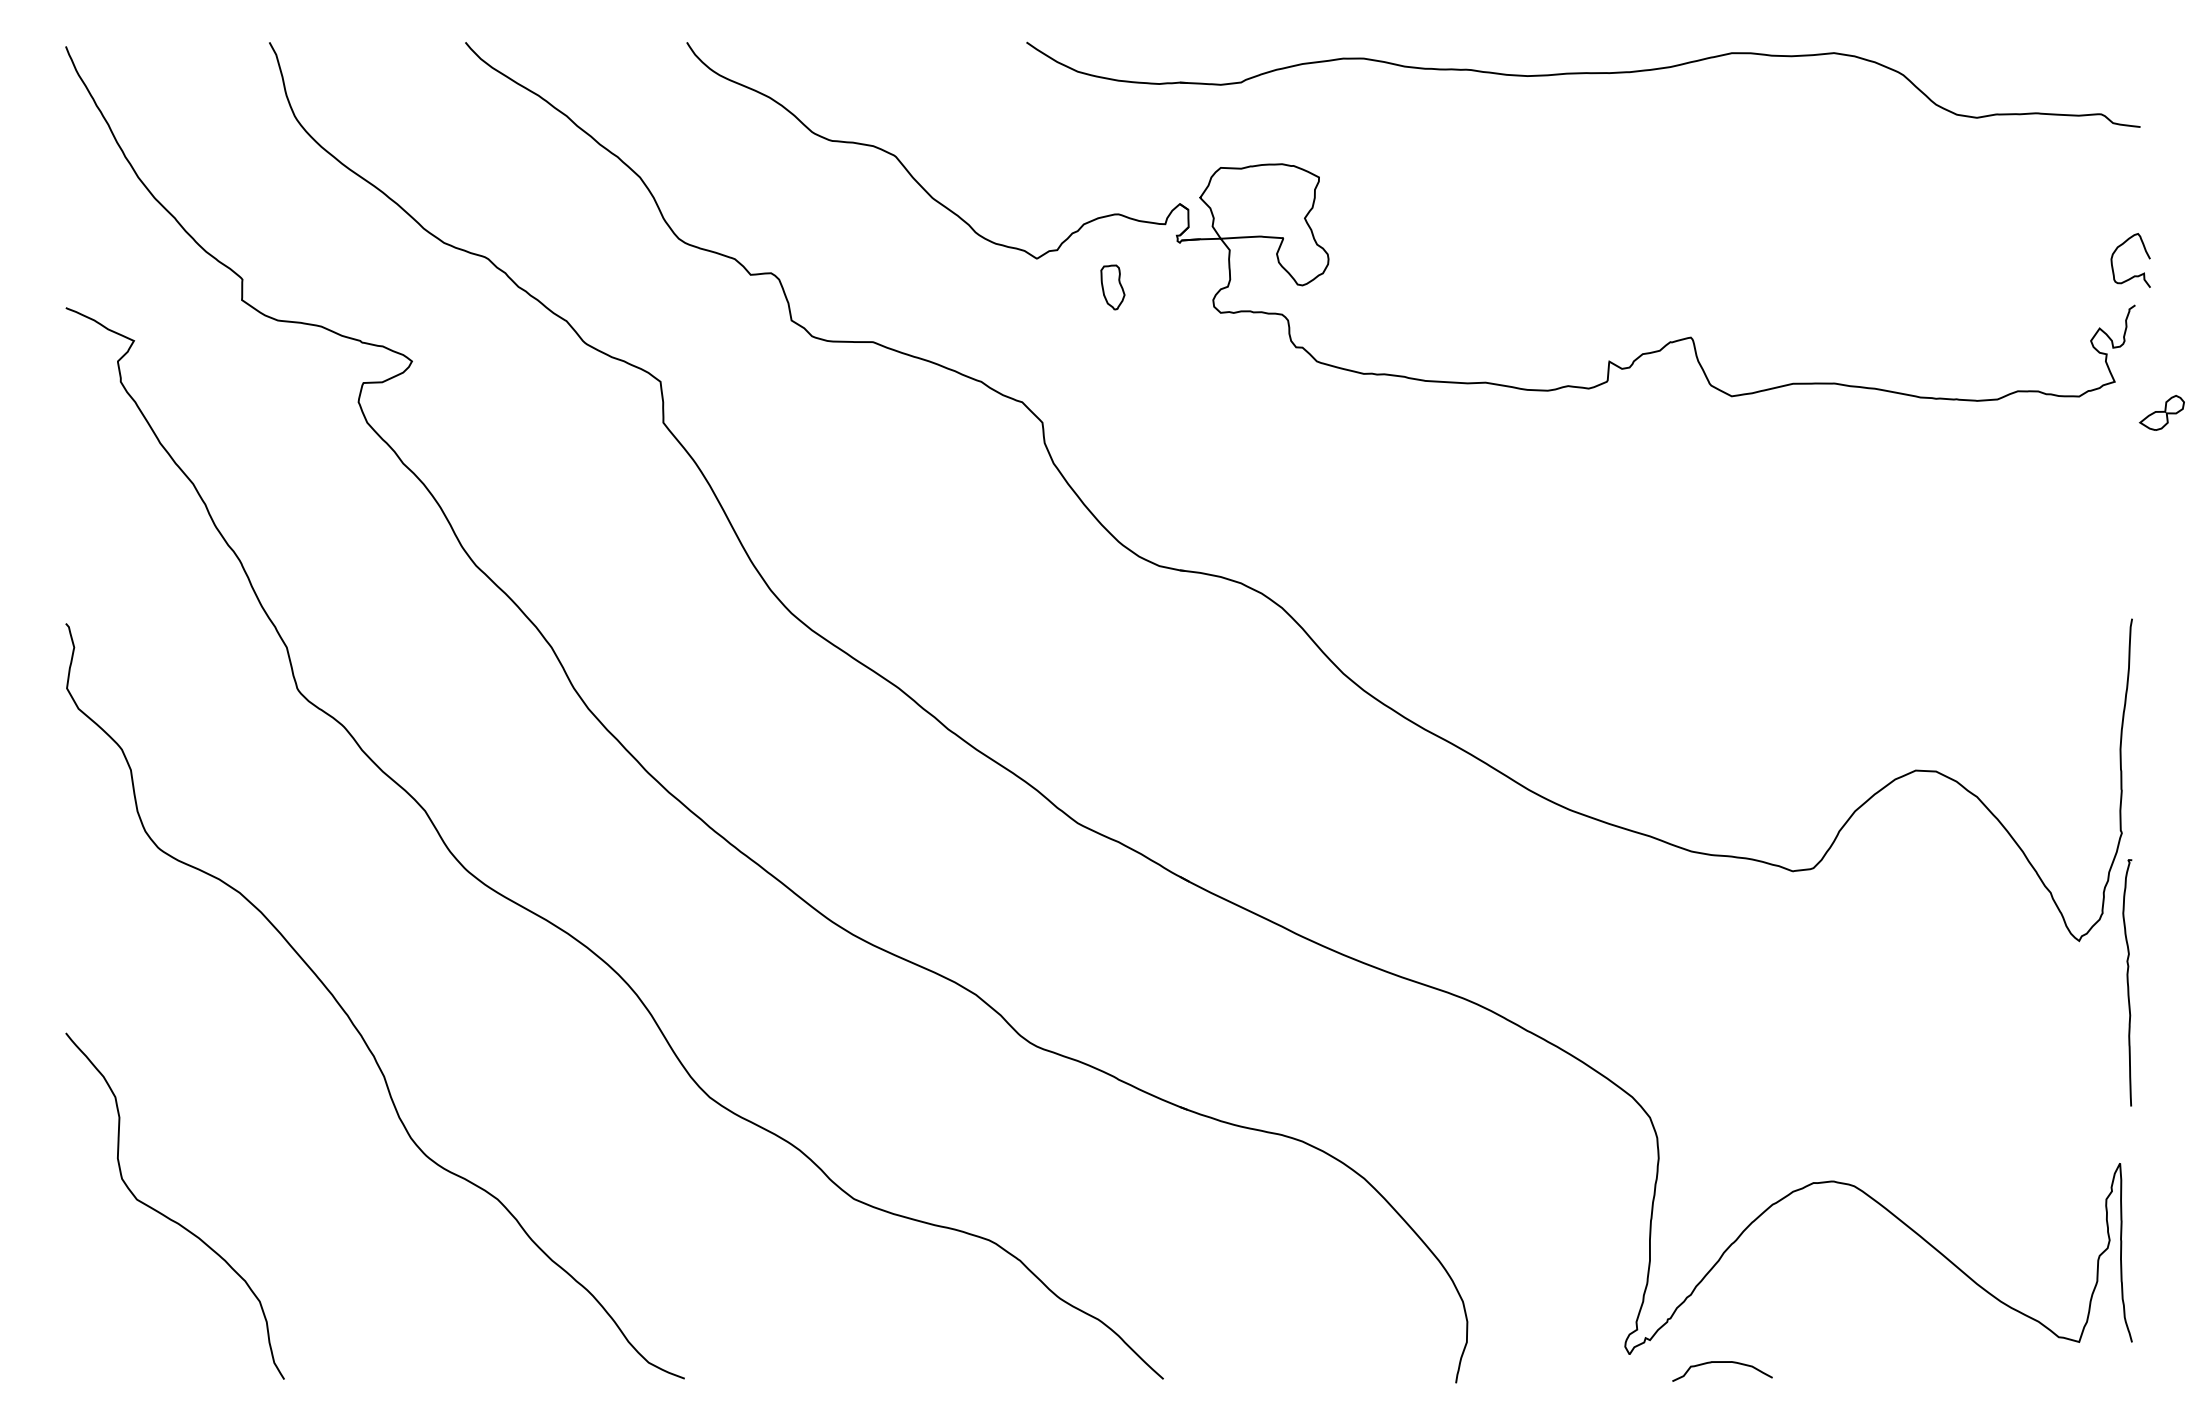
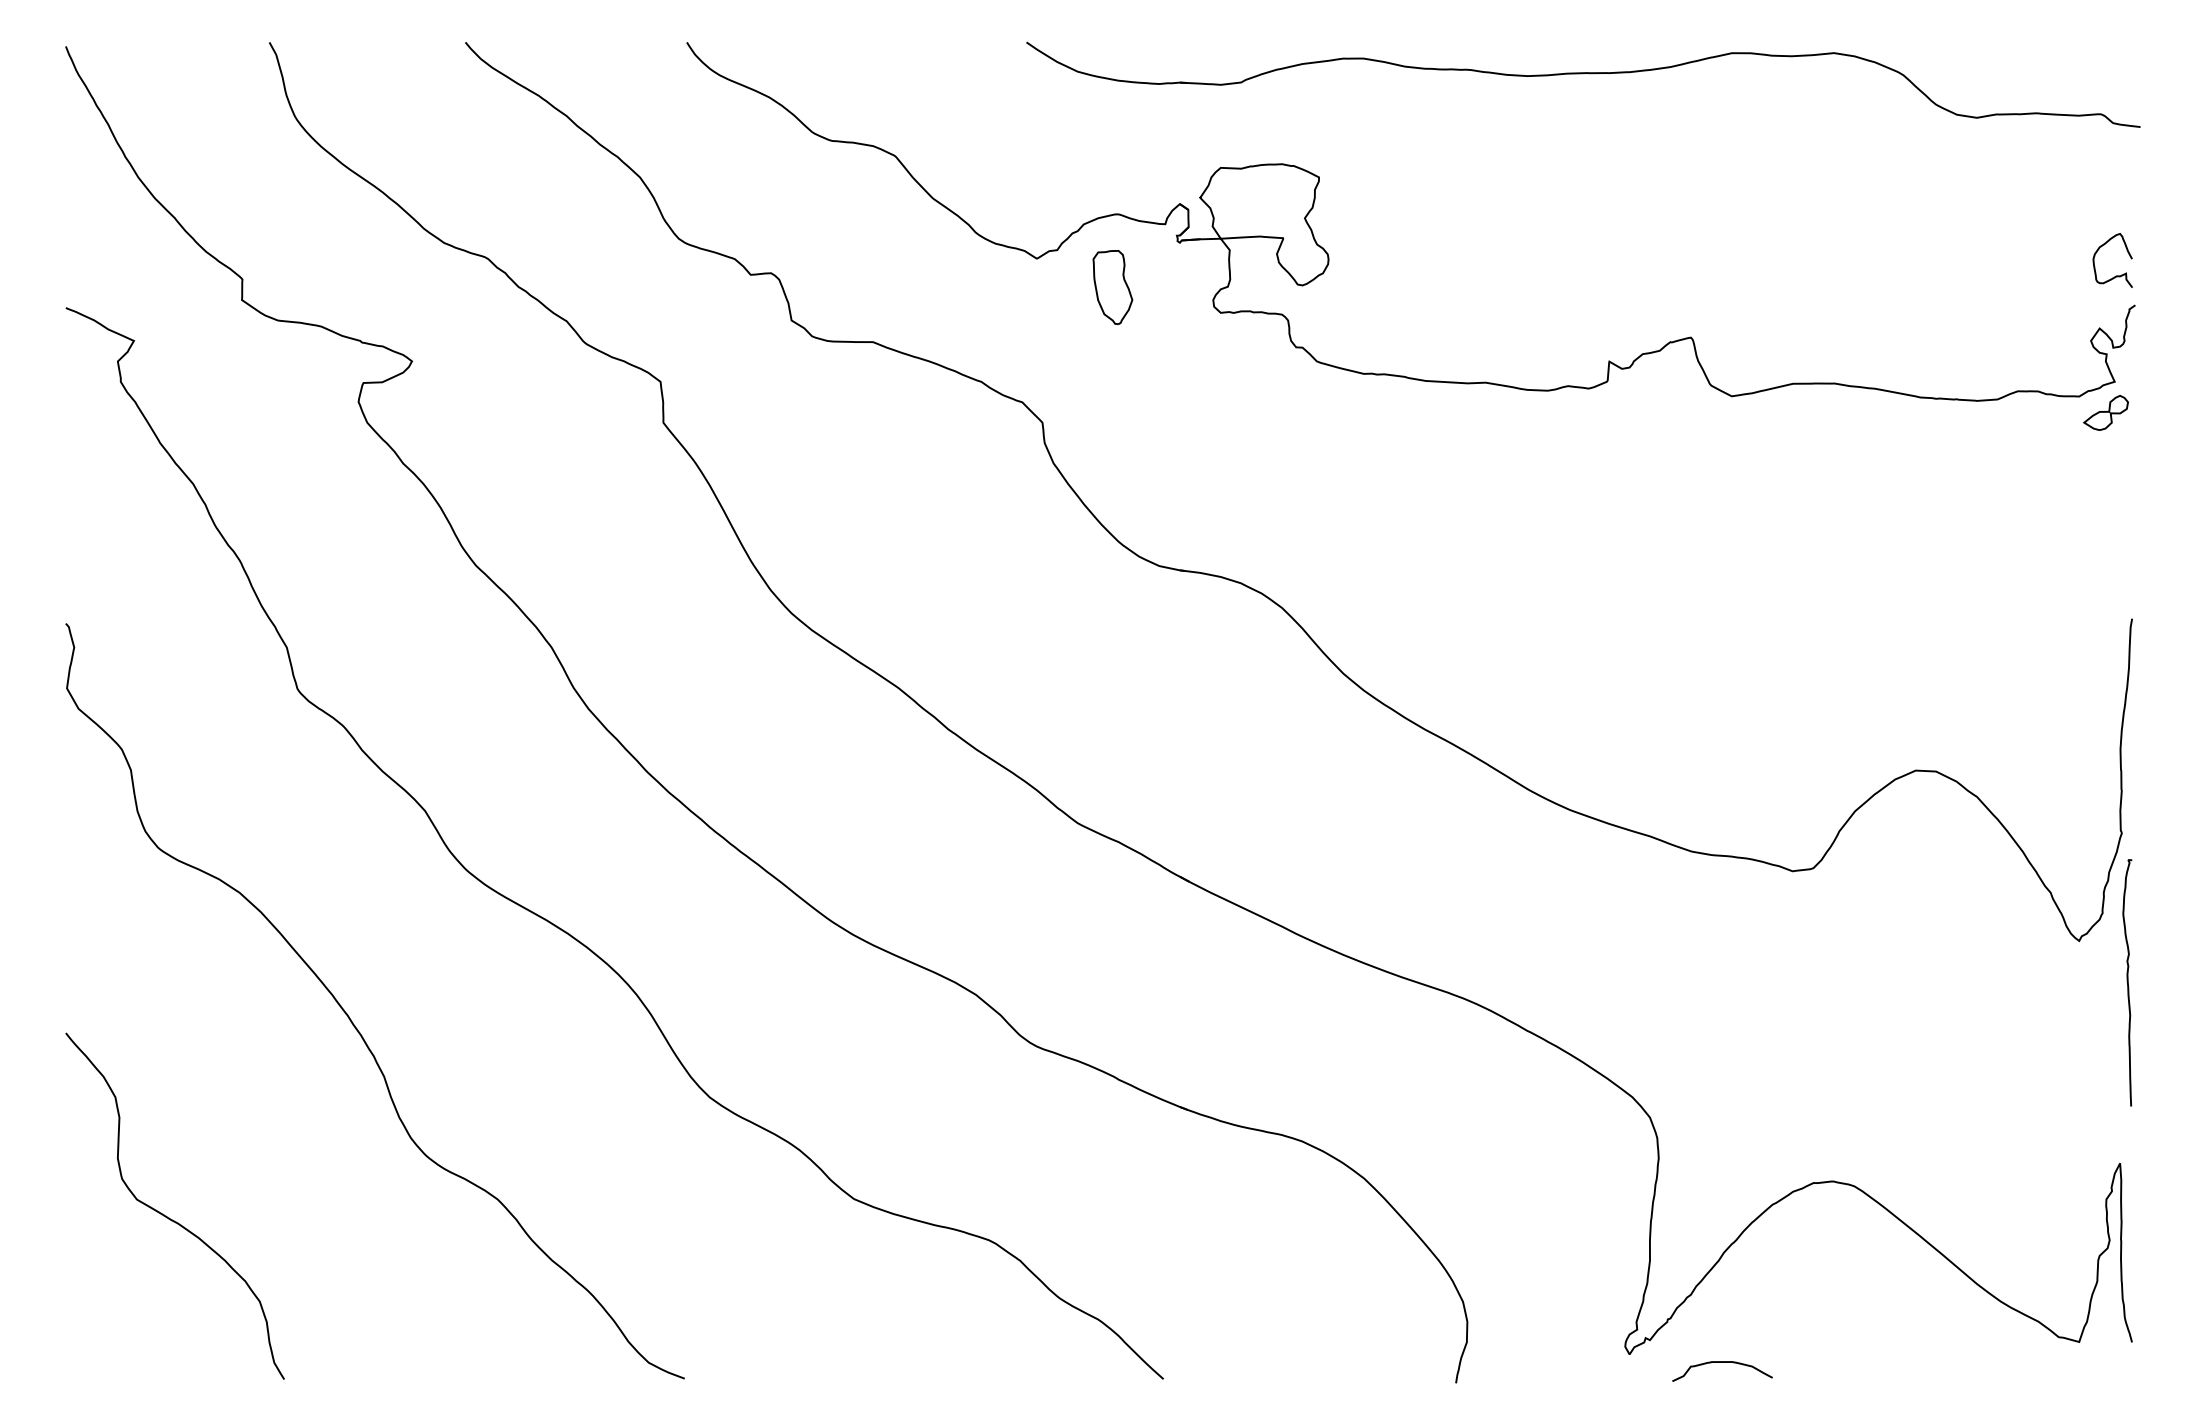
curve position: (2133, 275) -> (2115, 275) (2115, 275)
part size: 26x47 px -> 42x75 px (1112, 287)
part position: (2161, 412) -> (2105, 412) (2105, 412)
